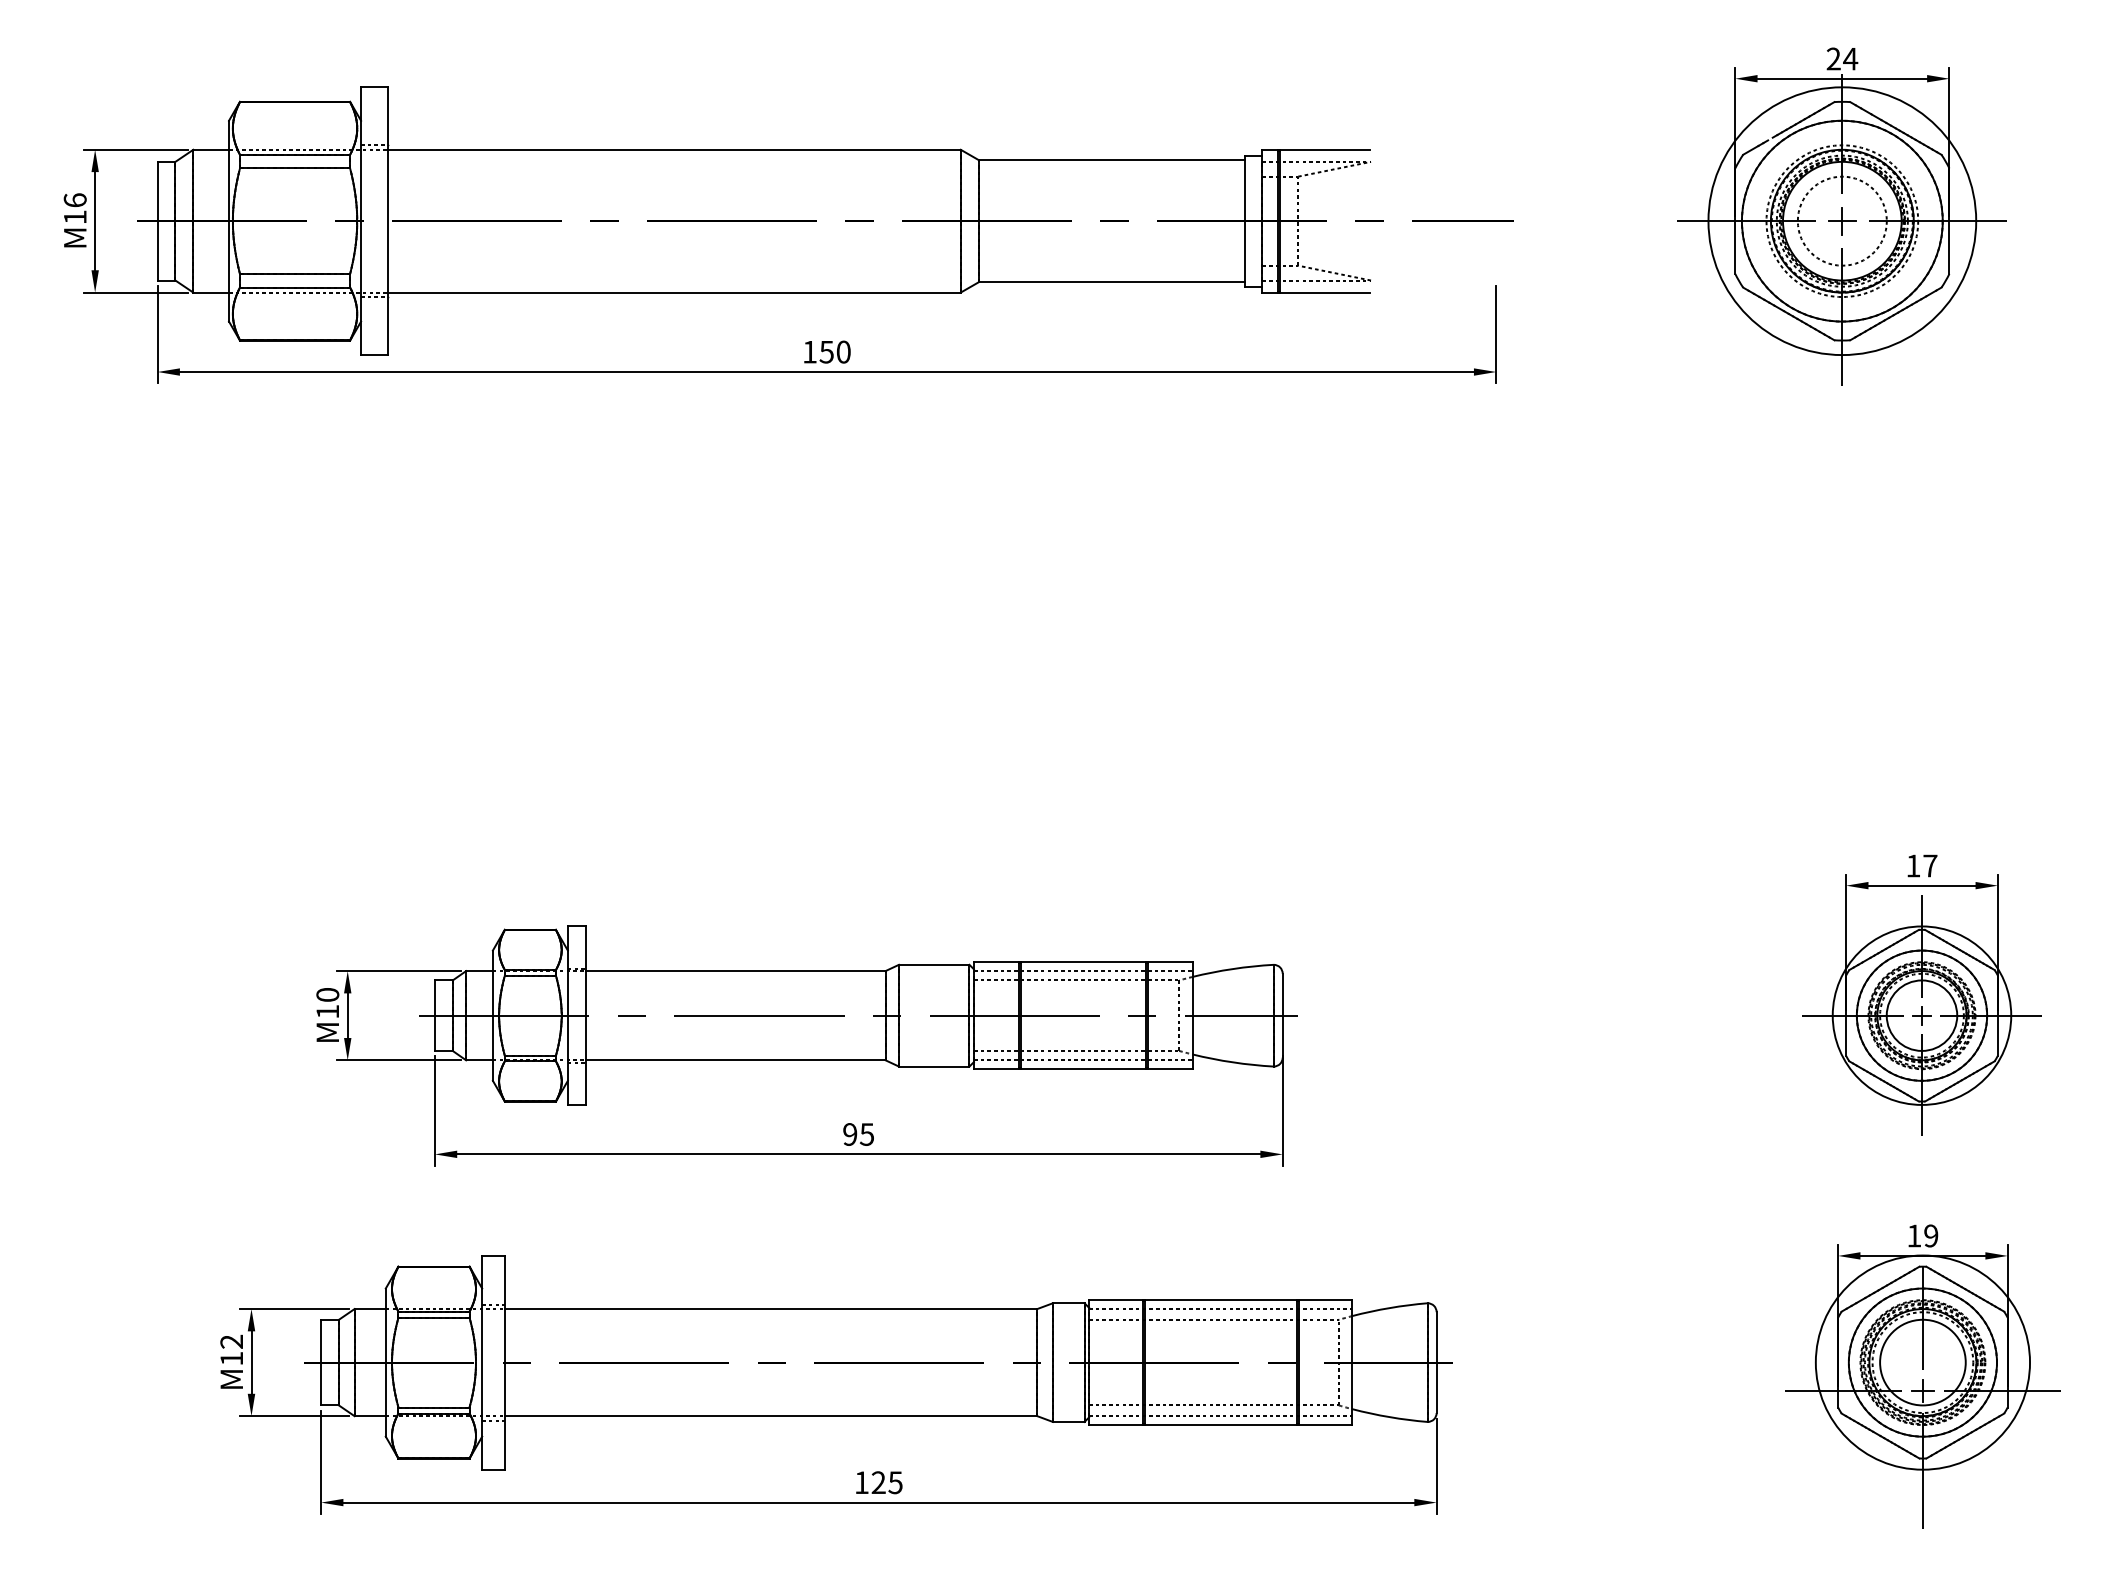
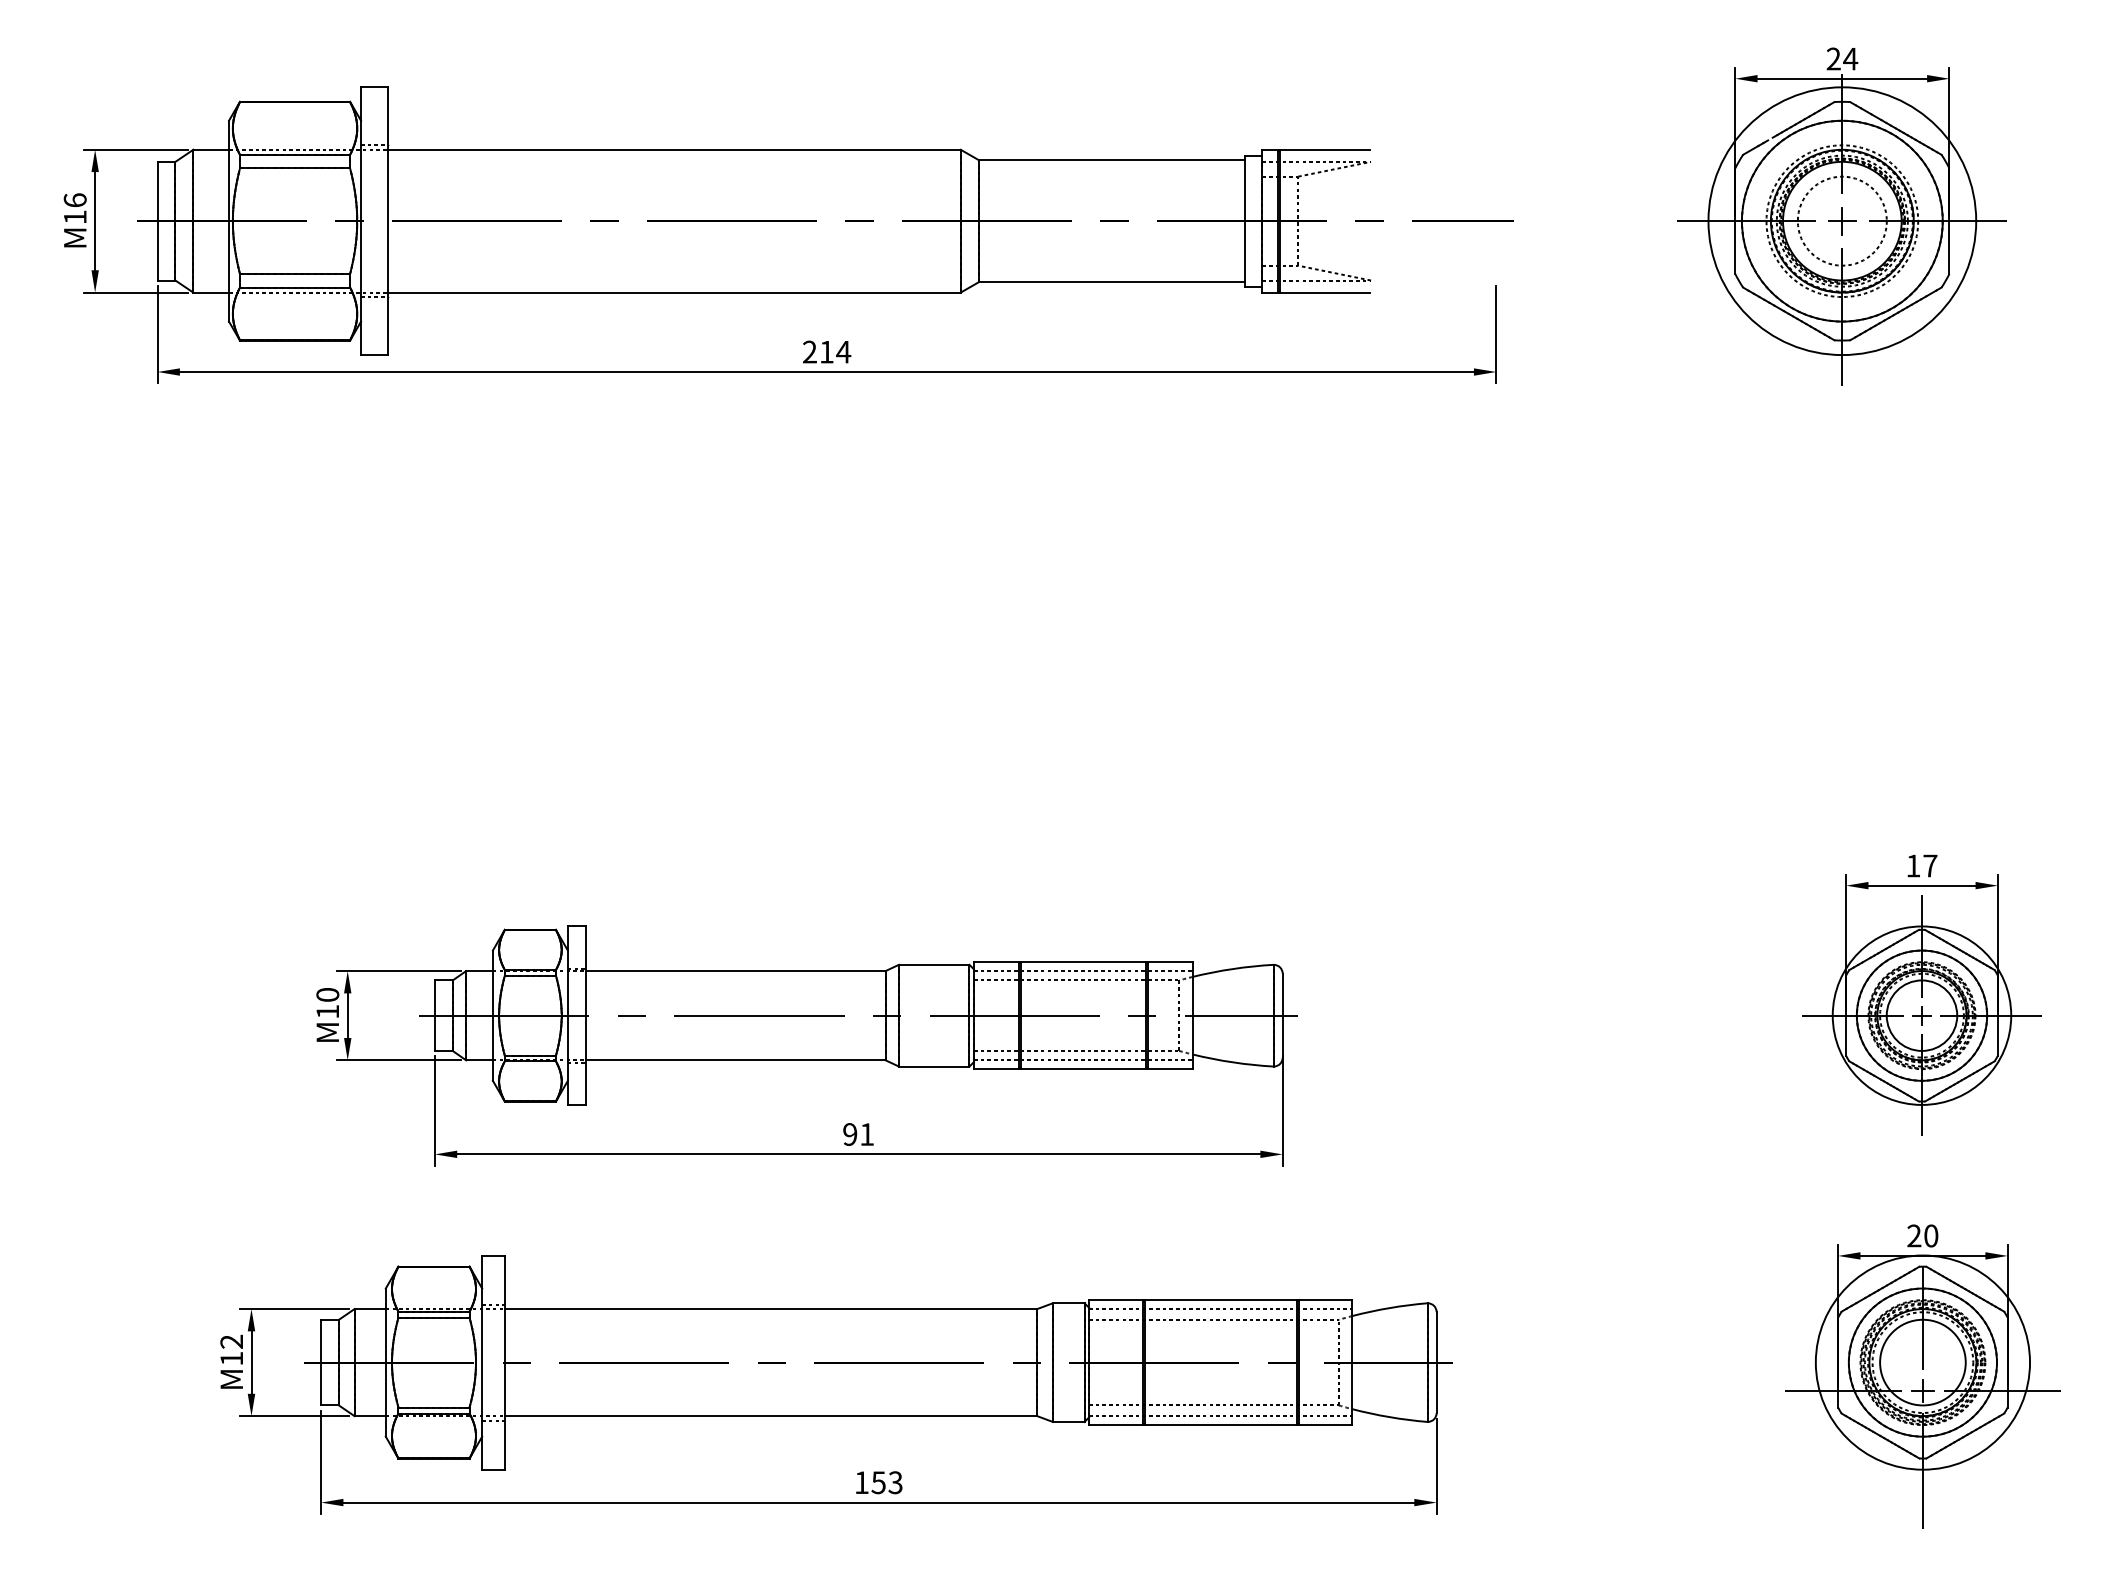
text: 150 -> 214 (827, 351)
text: 95 -> 91 (866, 1134)
text: 19 -> 20 (1922, 1235)
text: 125 -> 153 (886, 1482)
